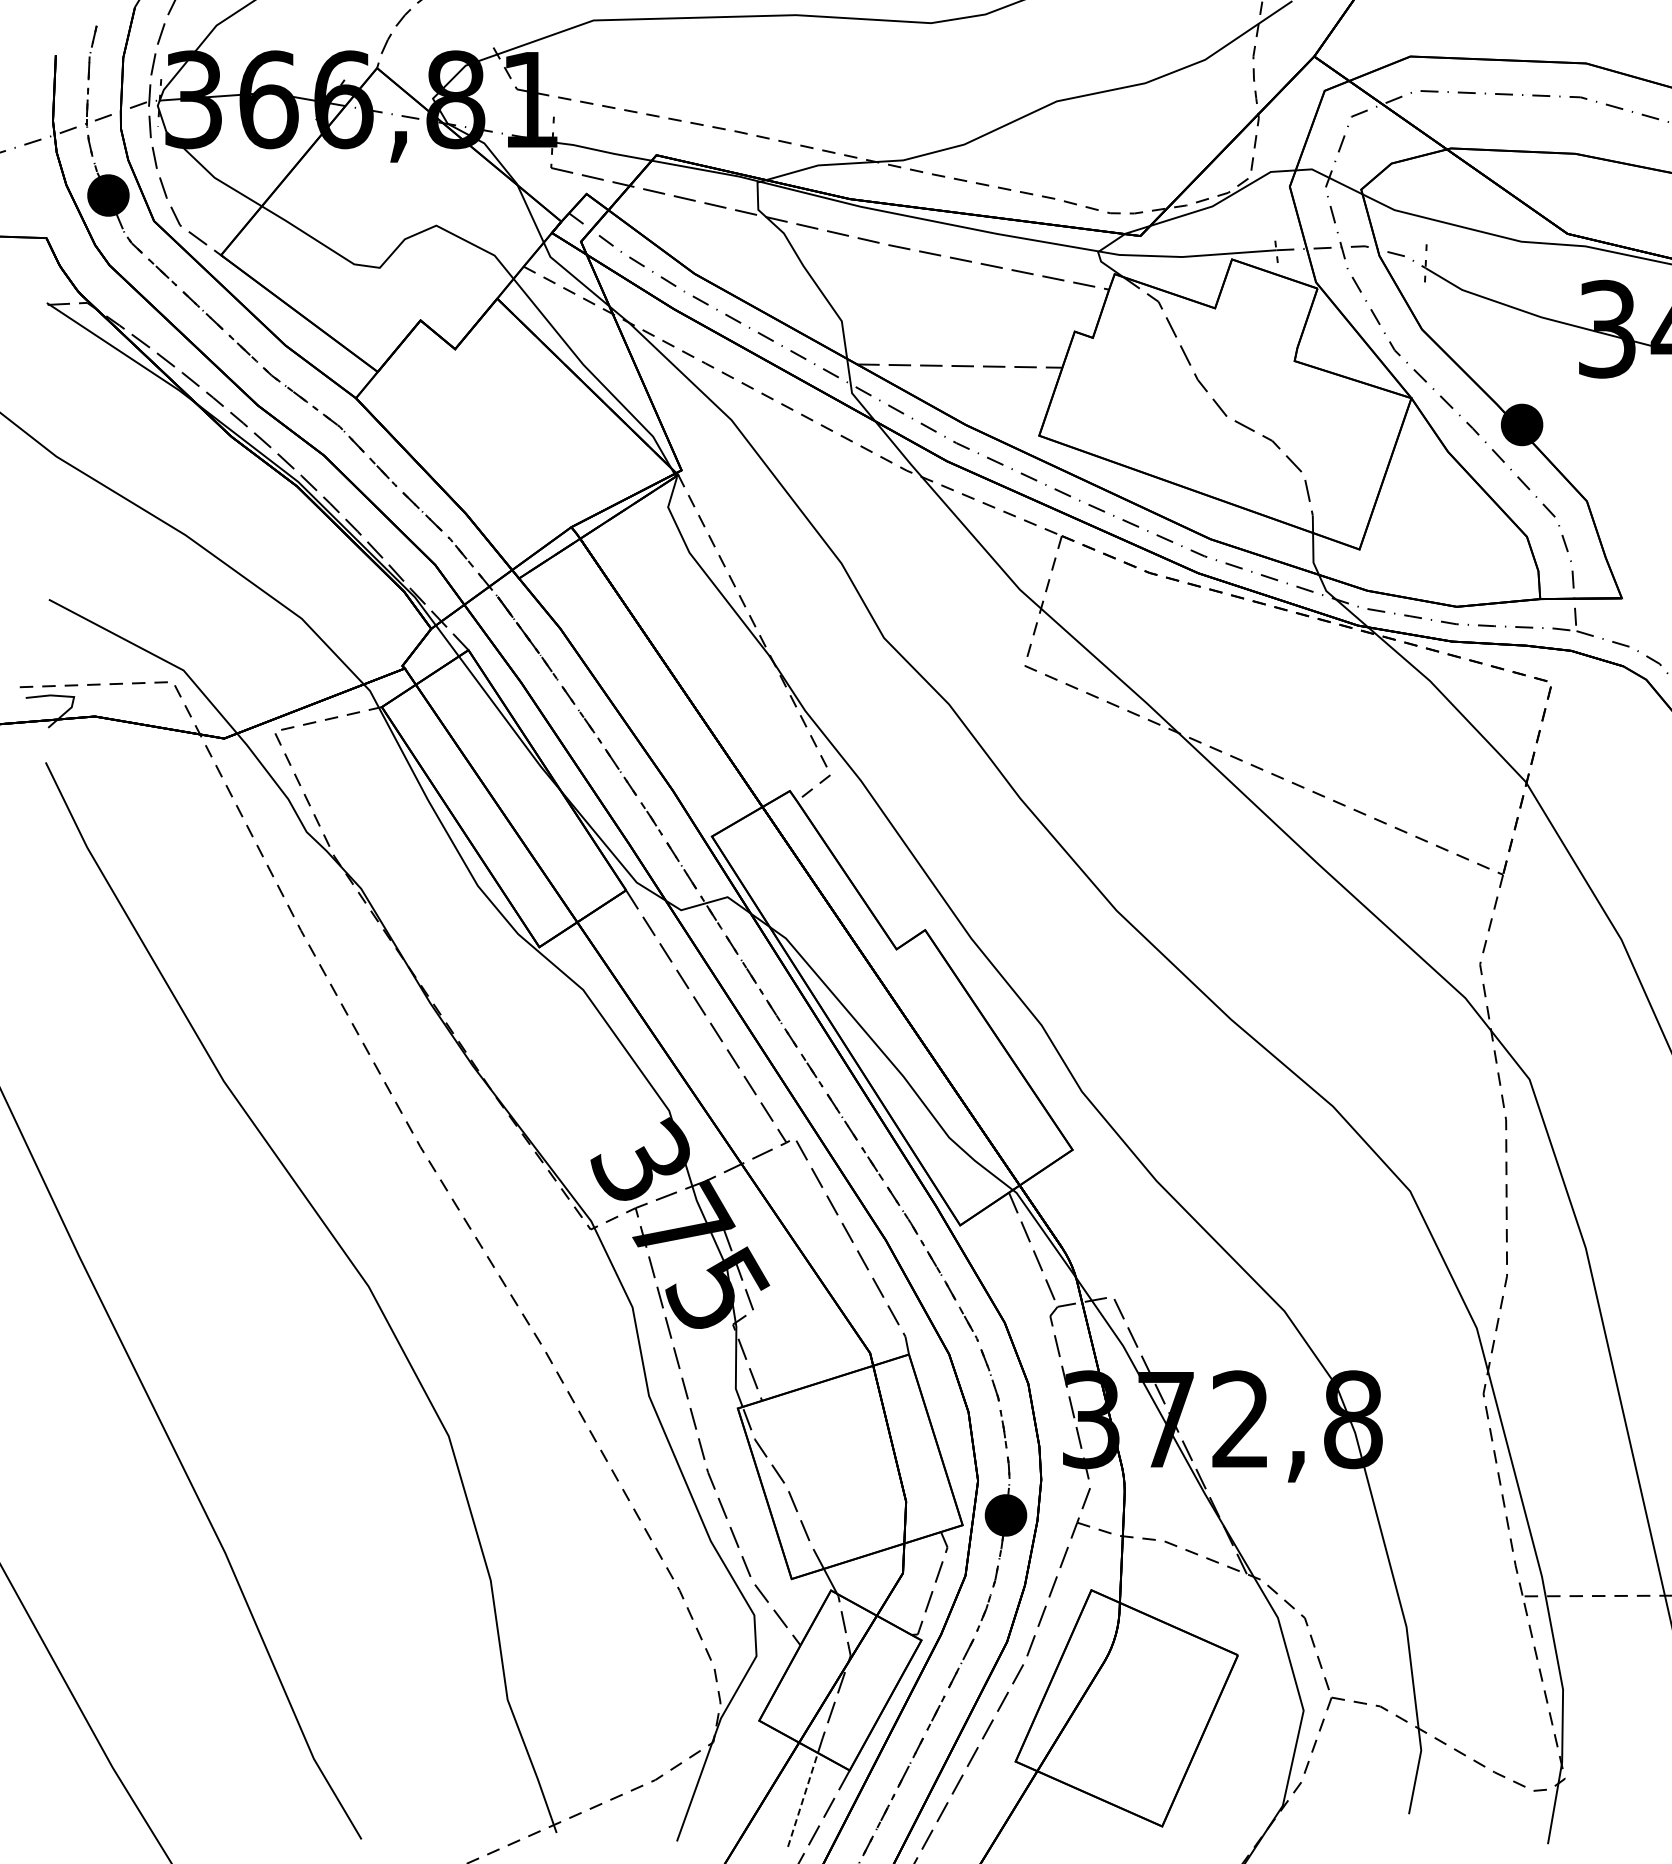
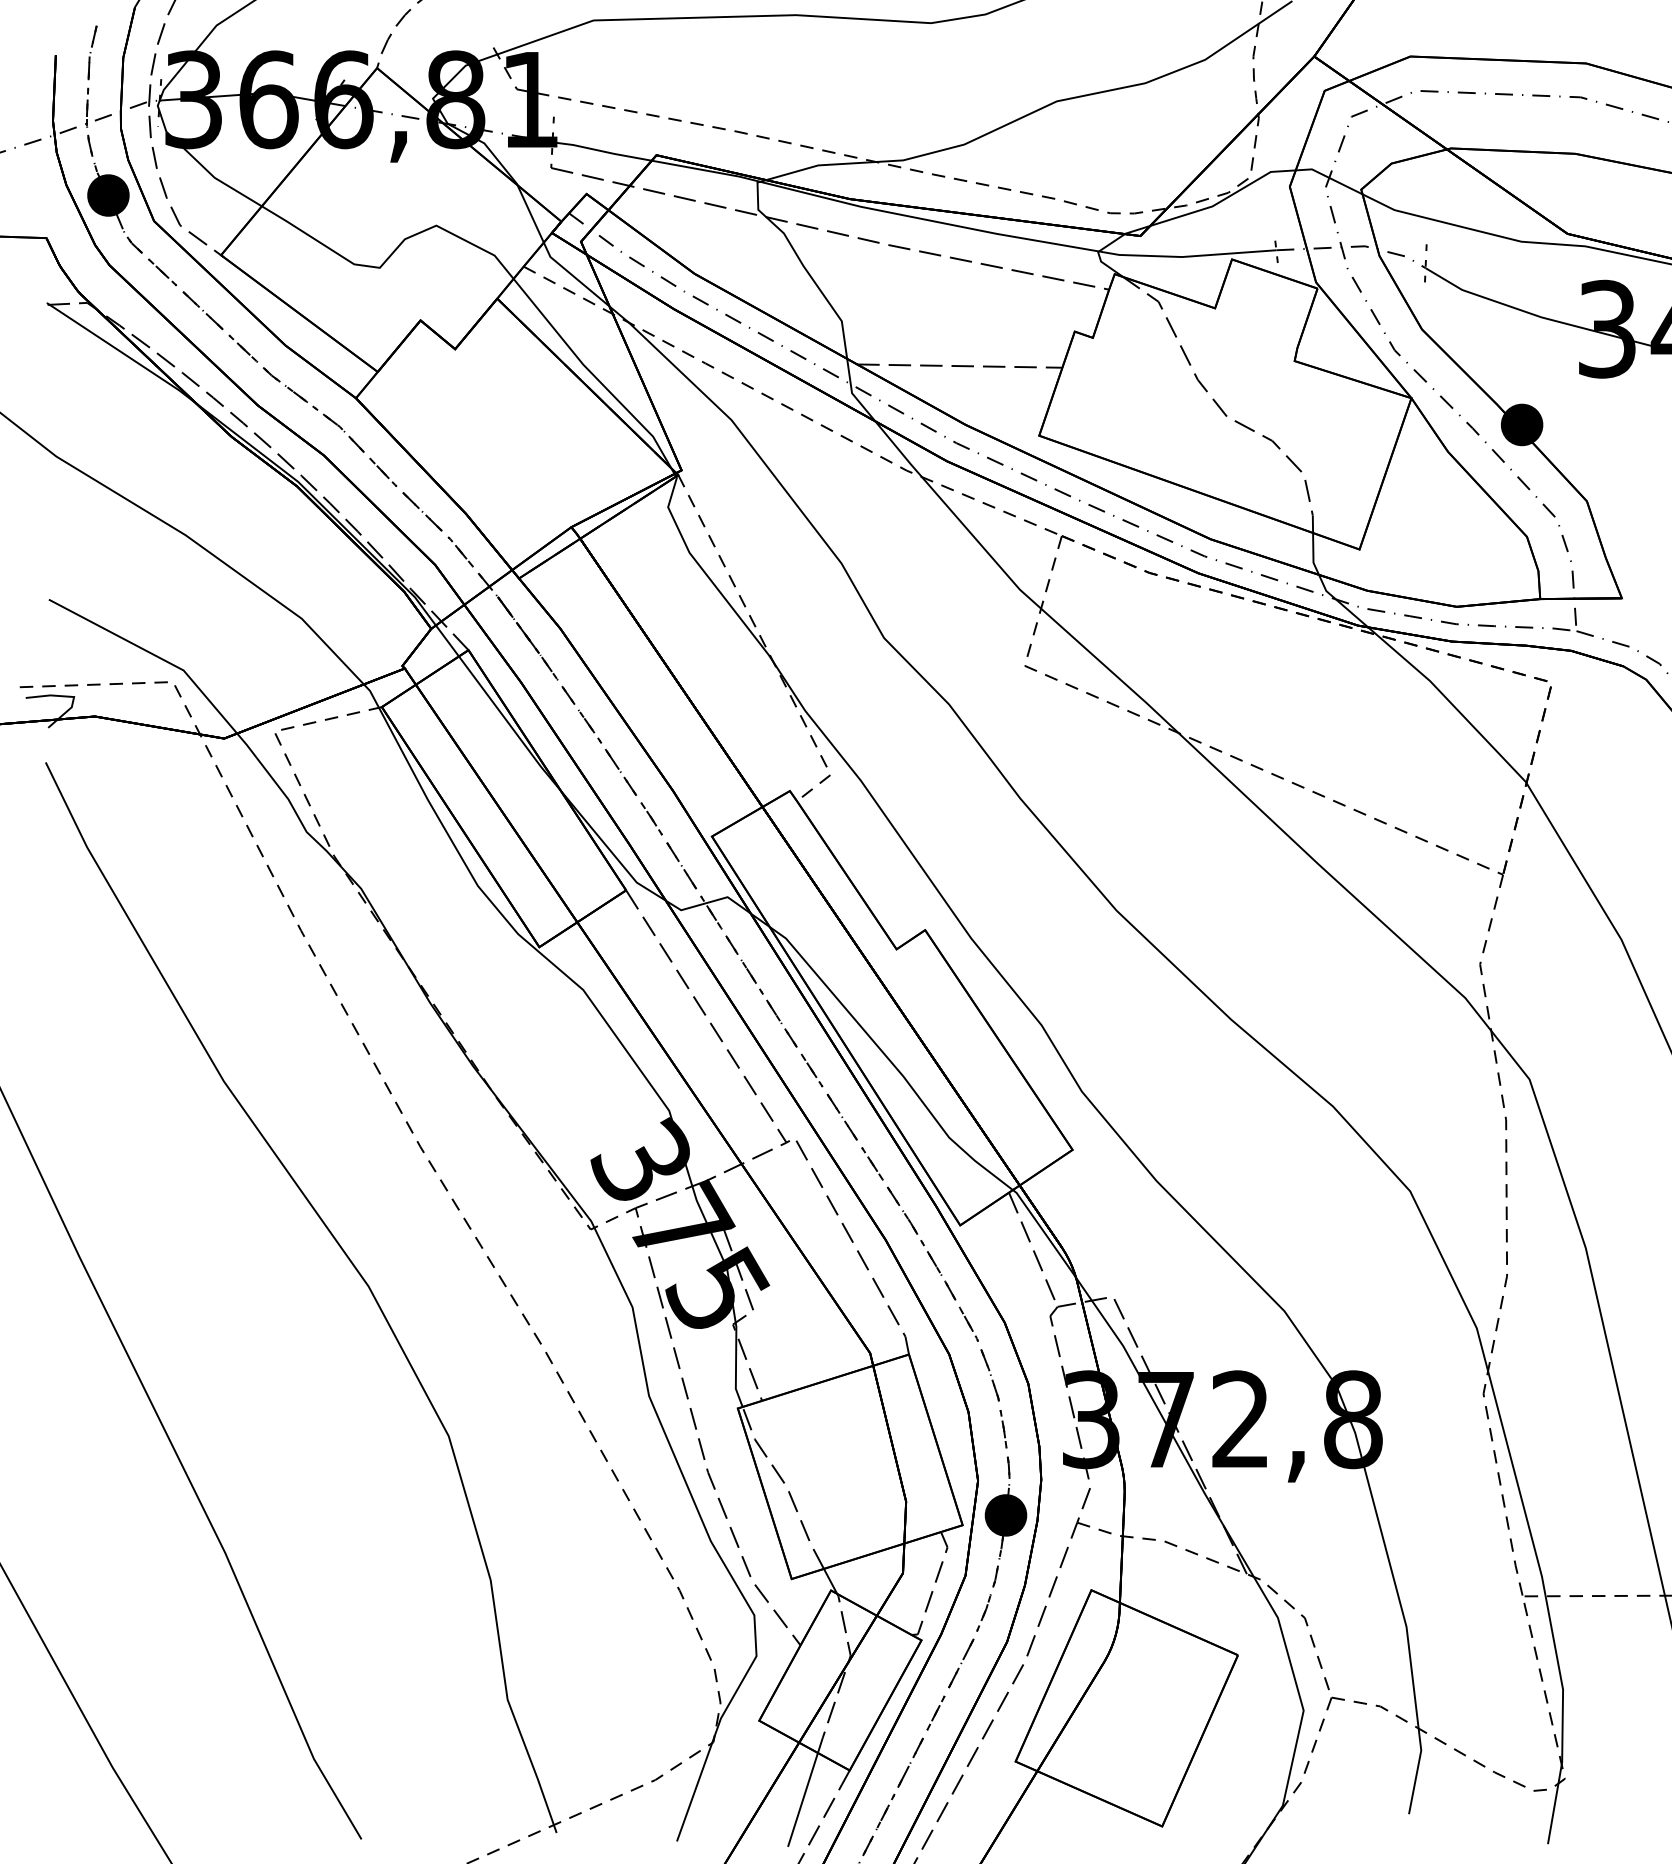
line: dashed -> solid (803, 1799)
